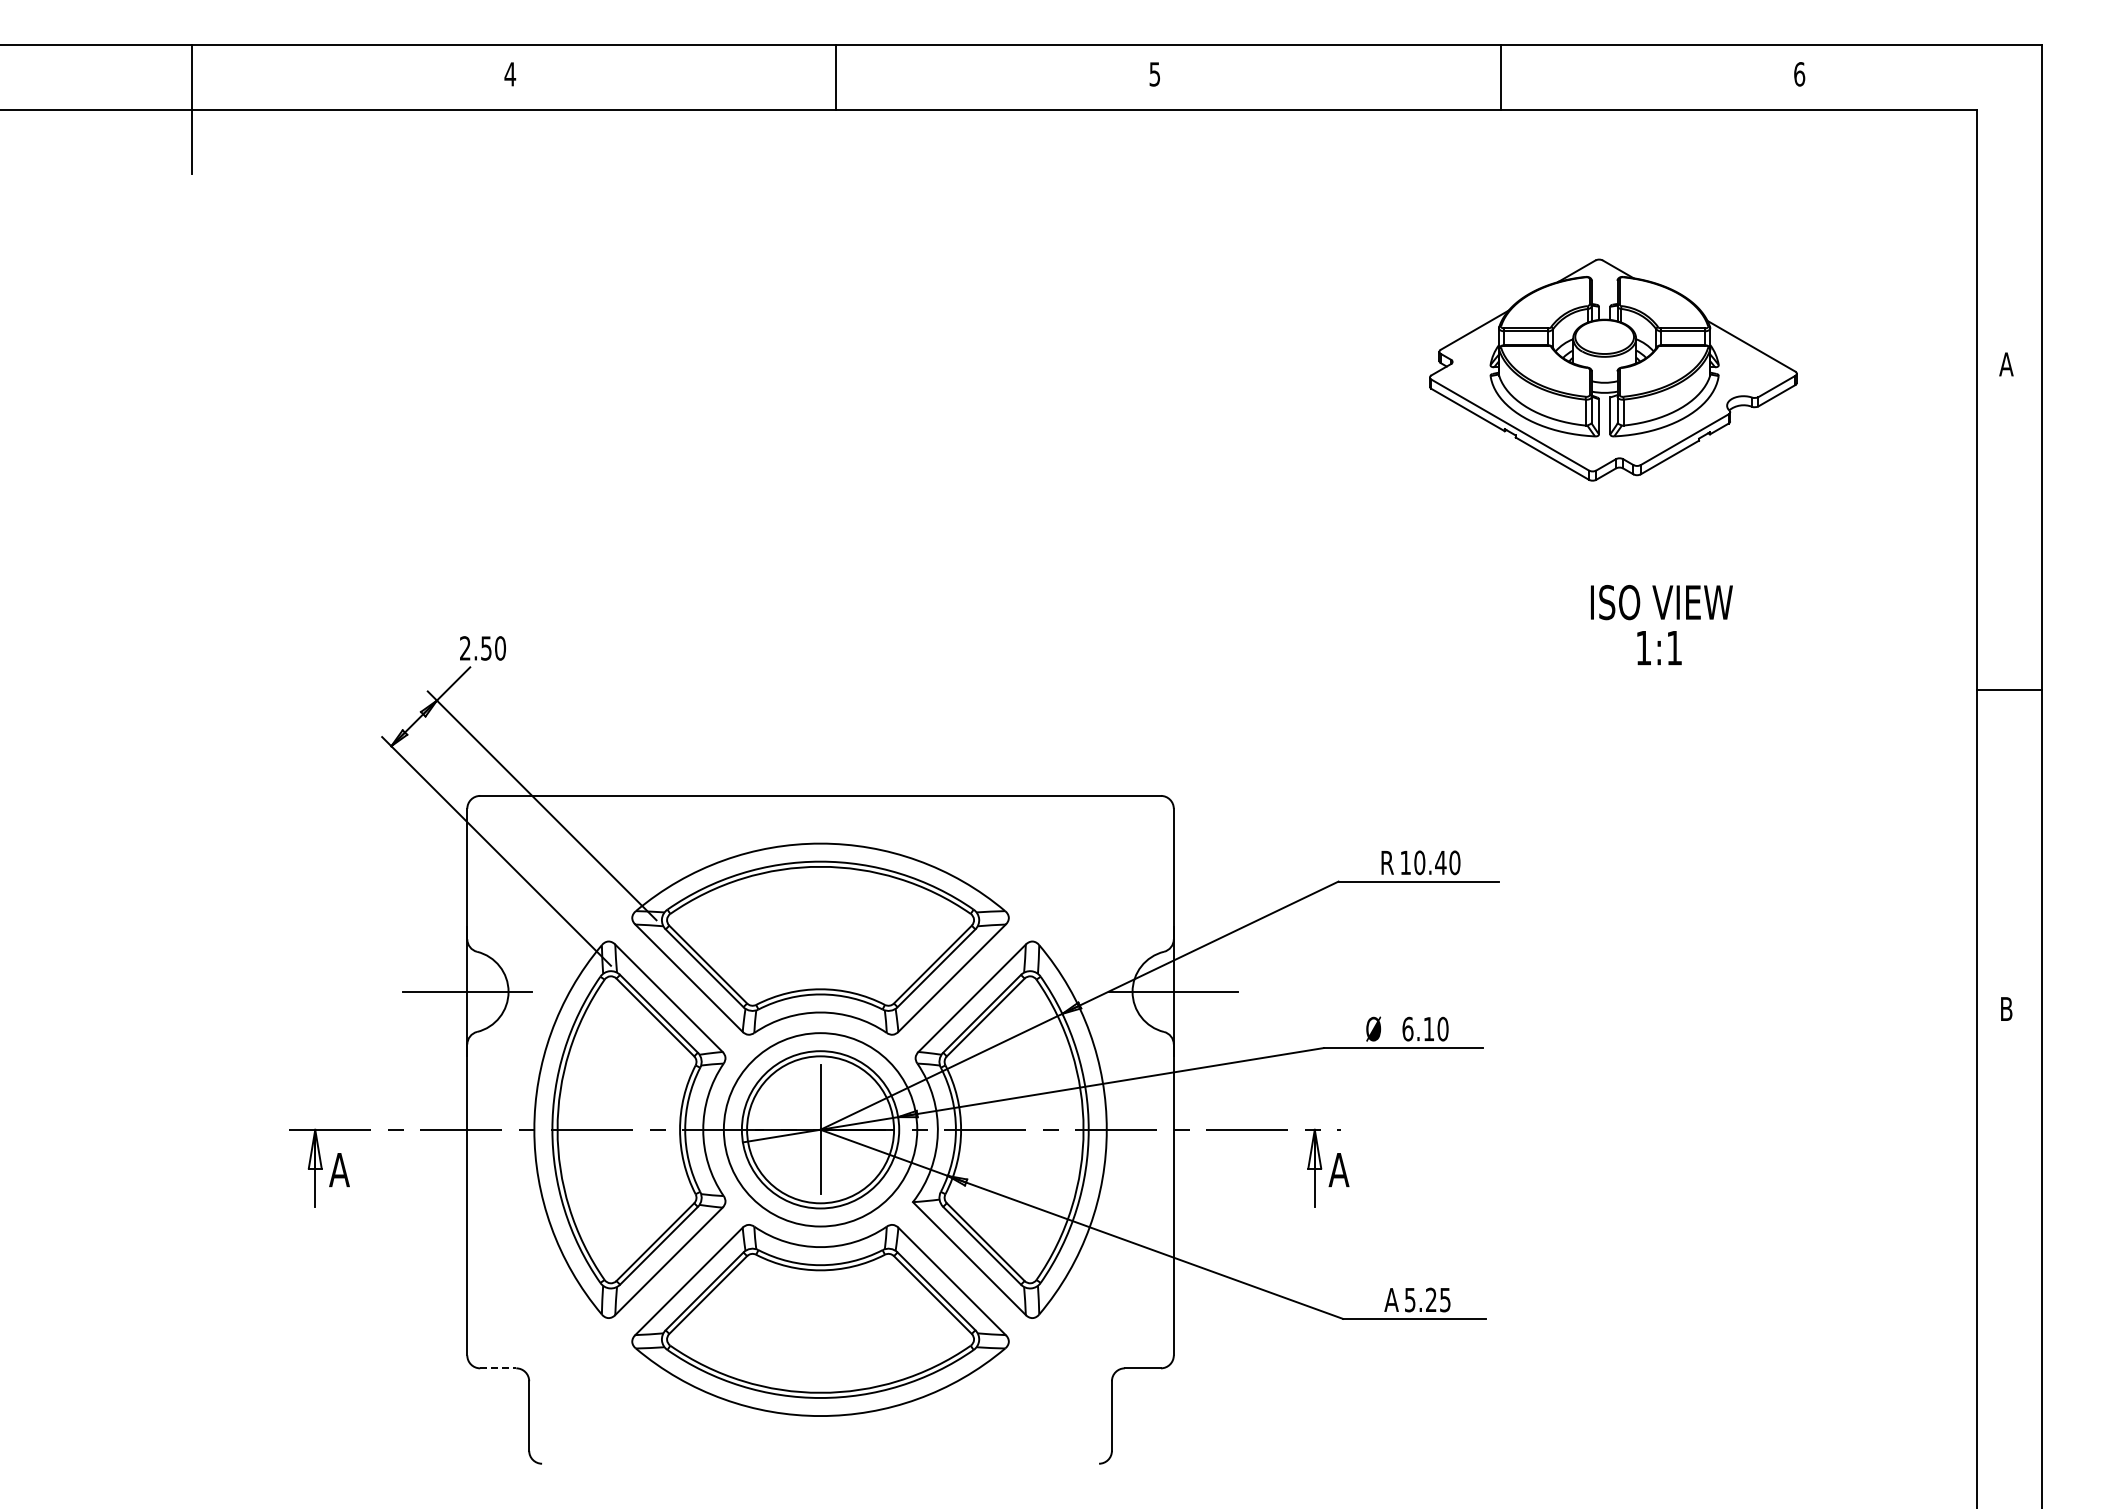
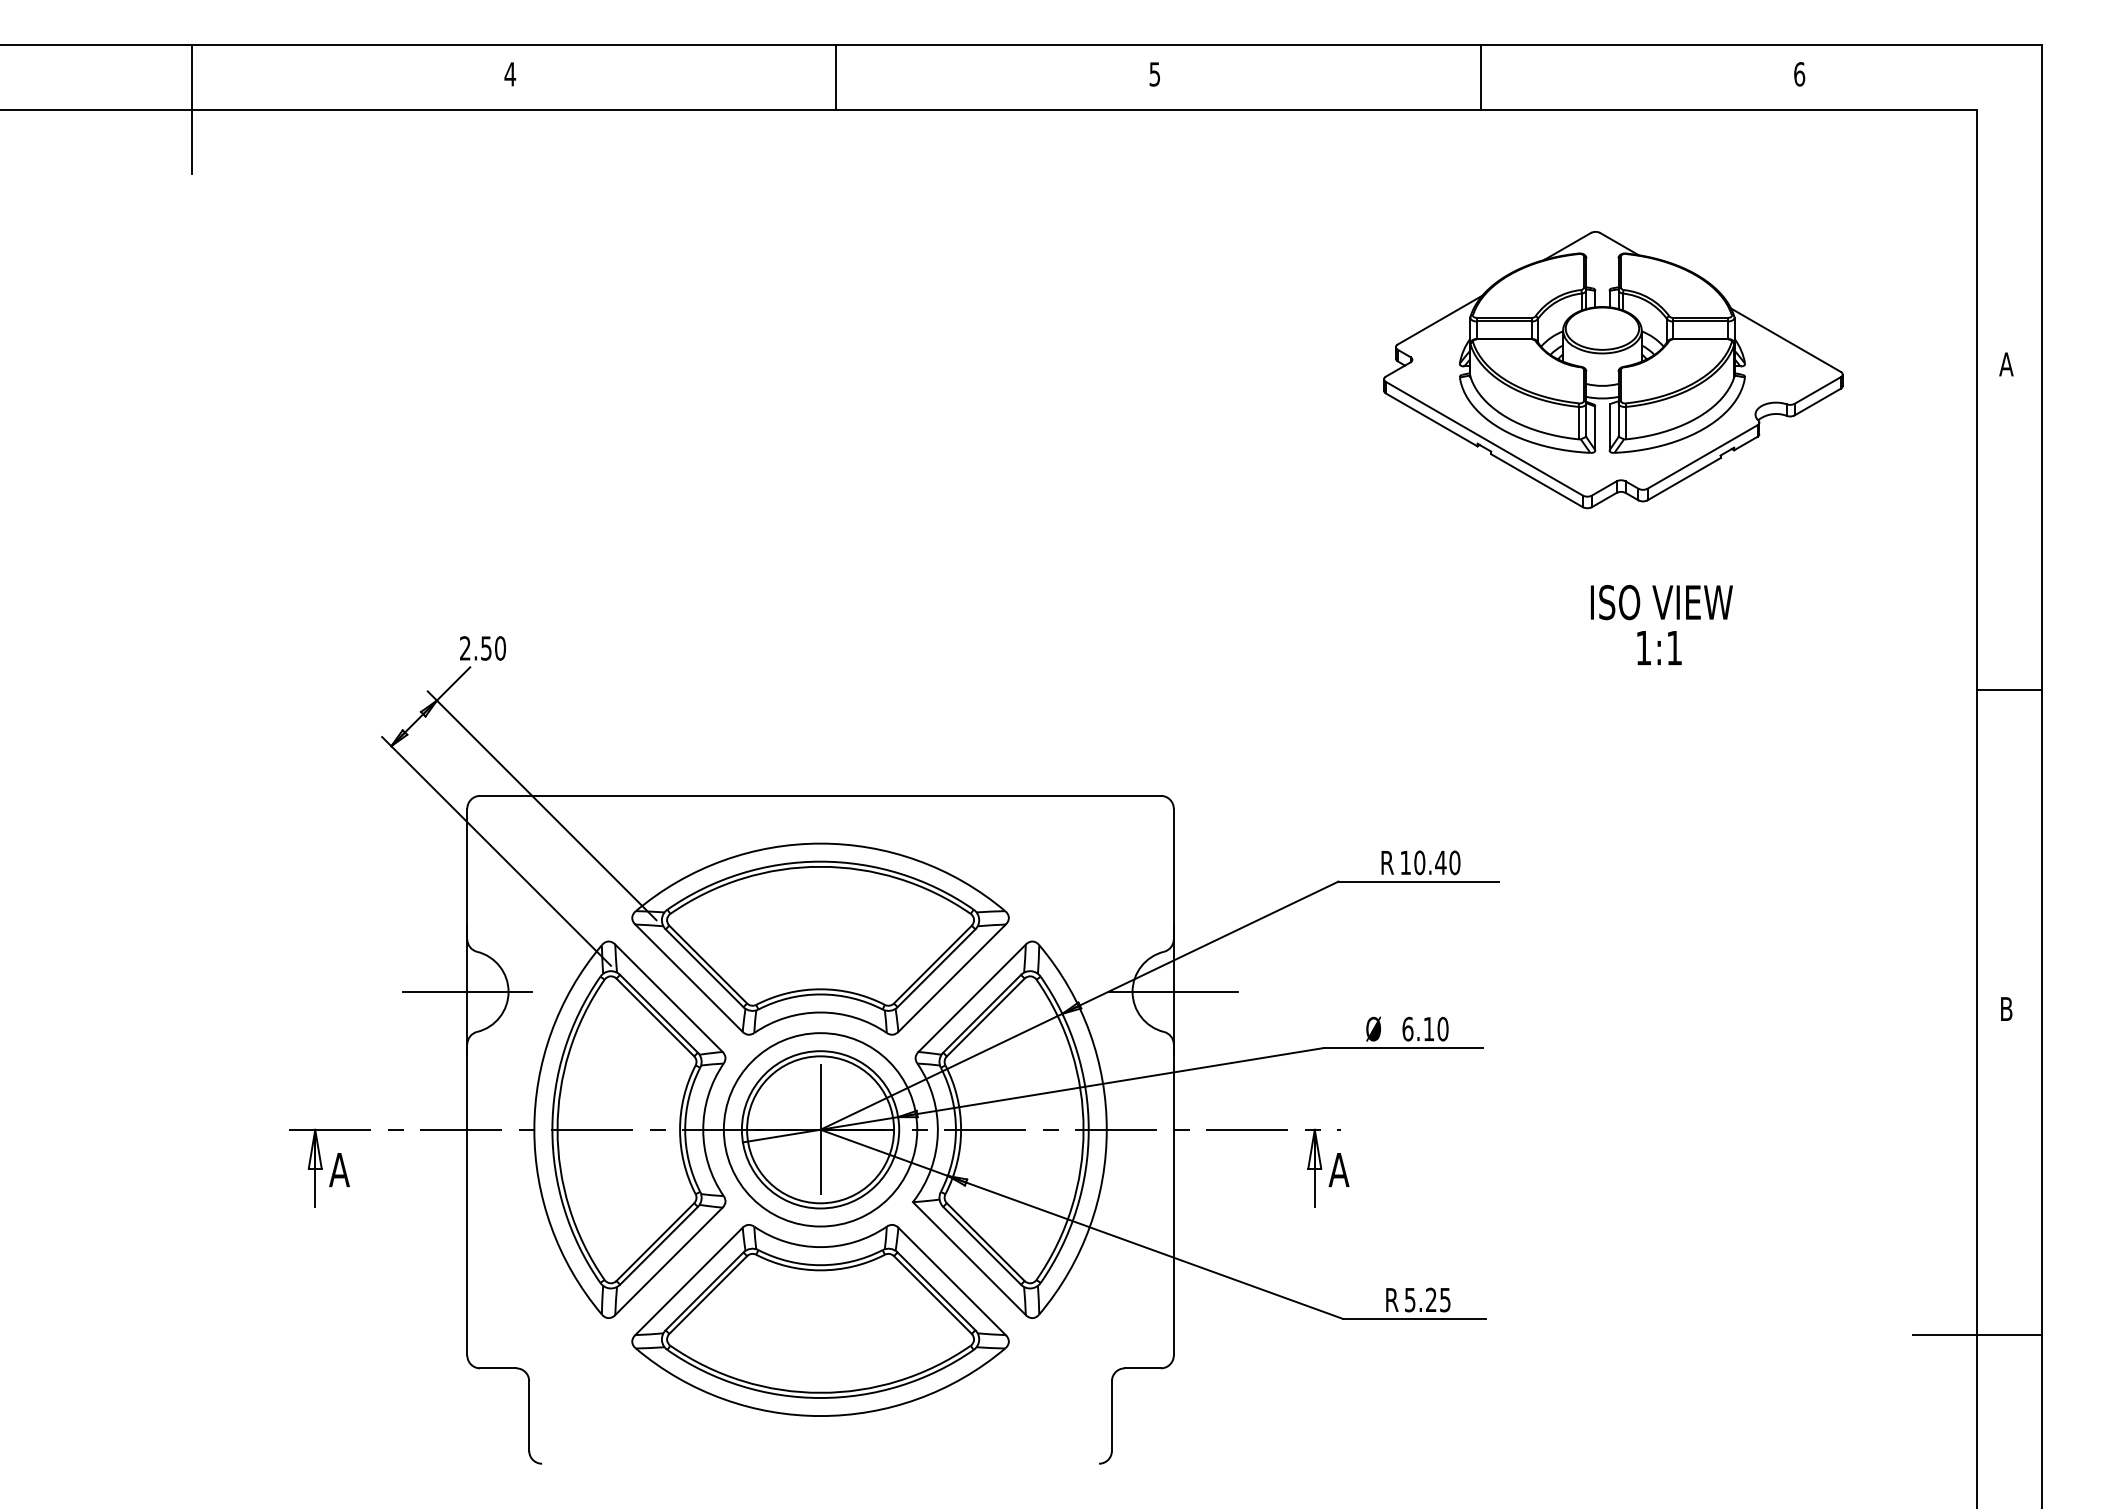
line position: (1501, 77) -> (1481, 77) (1481, 77)
part size: 369x224 px -> 461x279 px (1613, 370)
text: A -> R (1391, 1299)
line: none -> present (1976, 1334)
line: dashed -> solid (498, 1368)
